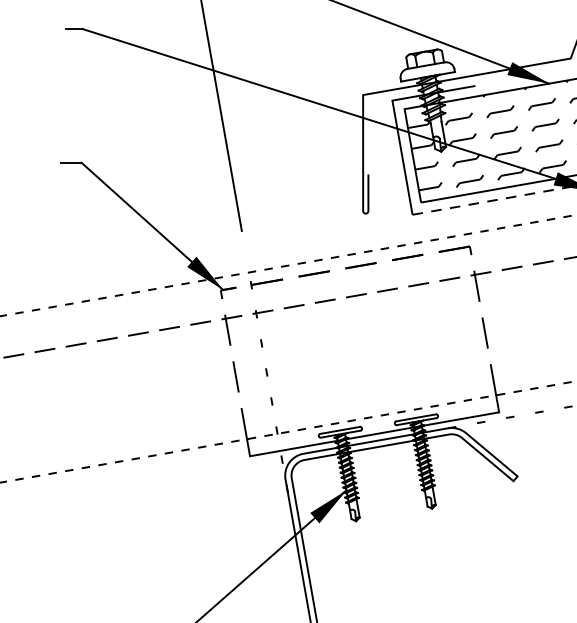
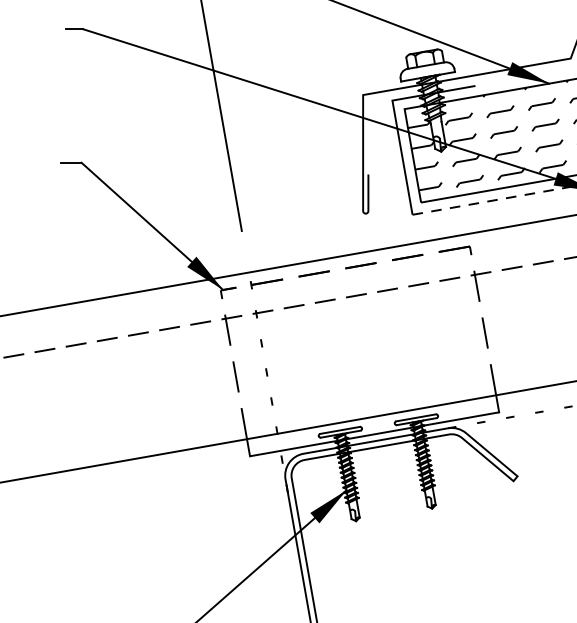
line: dashed -> solid (576, 214)
